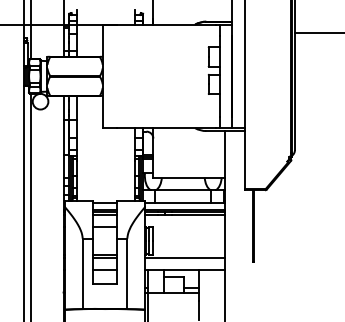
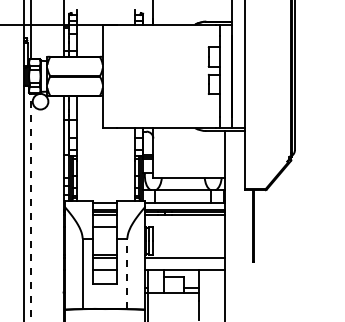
line: present -> none (317, 33)
line: solid -> dashed (31, 207)
line: solid -> dashed (127, 273)
